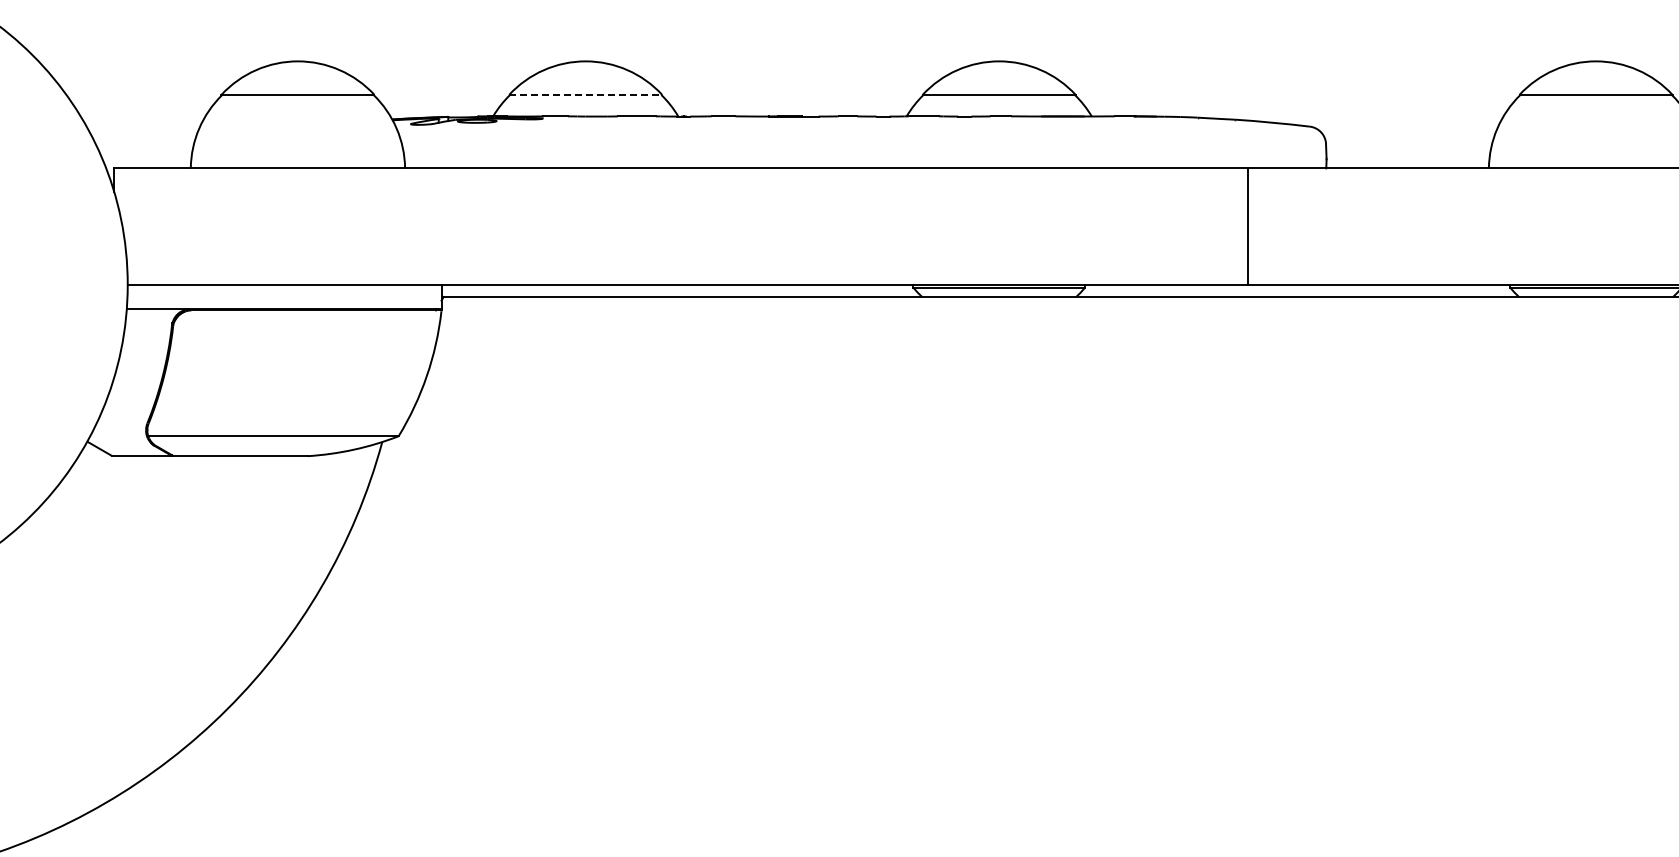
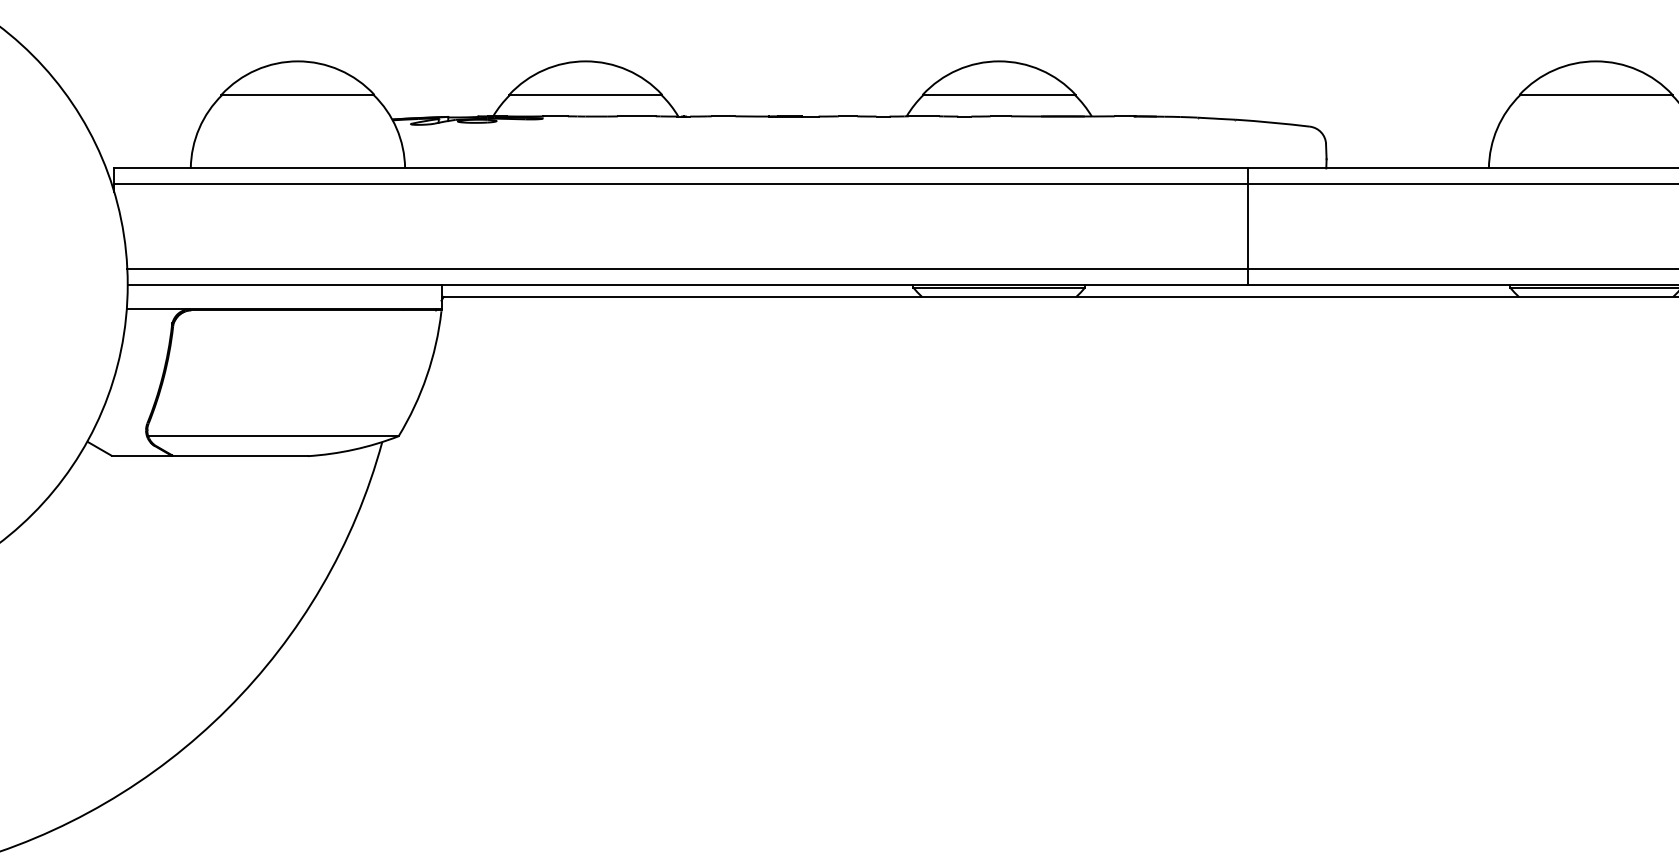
line: dashed -> solid (585, 94)
line: none -> present (894, 183)
line: none -> present (901, 269)
